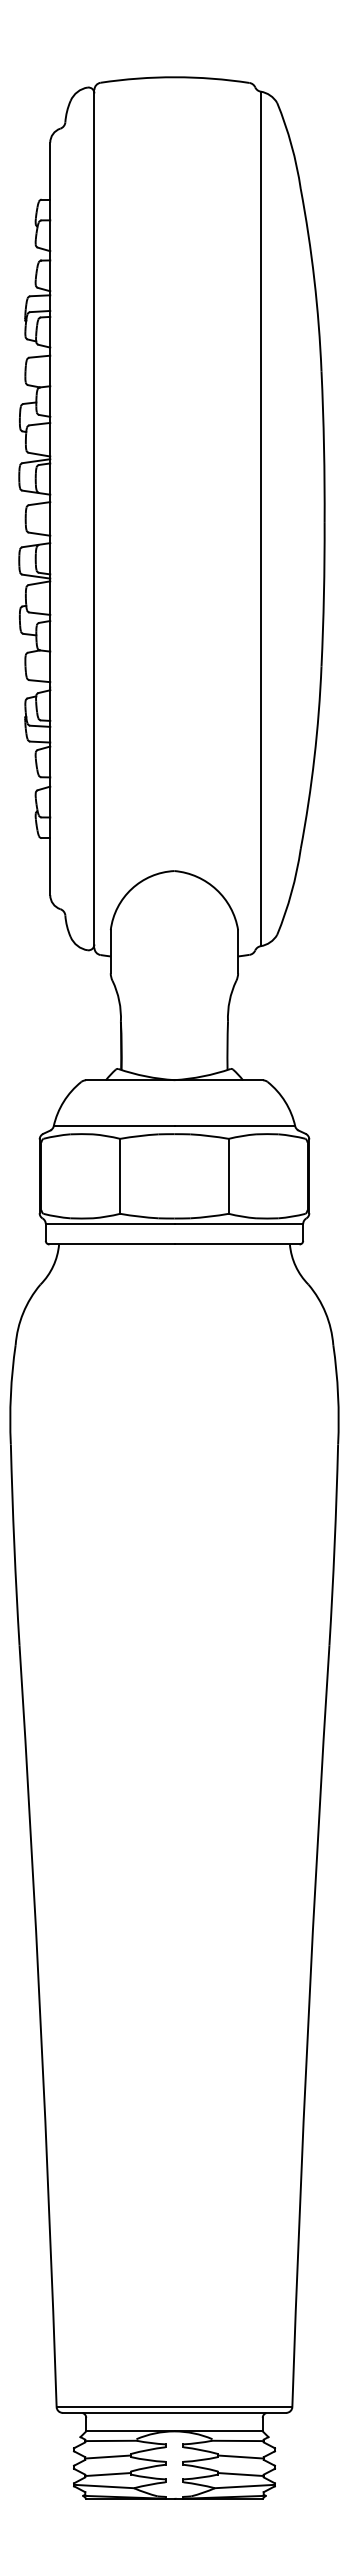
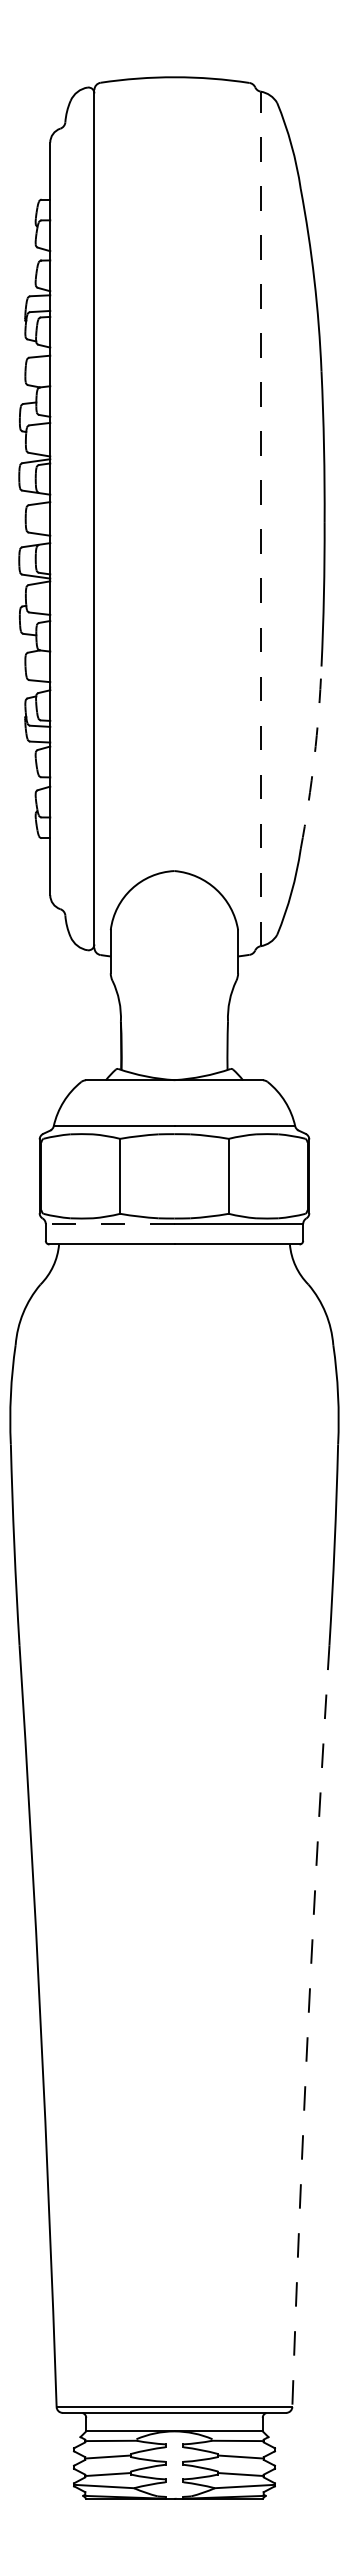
line: solid -> dashed (260, 518)
arc: solid -> dashed (314, 758)
line: solid -> dashed (109, 1223)
arc: solid -> dashed (308, 2026)
